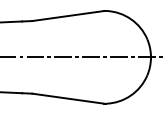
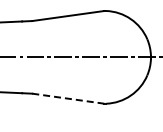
line: solid -> dashed (68, 98)
